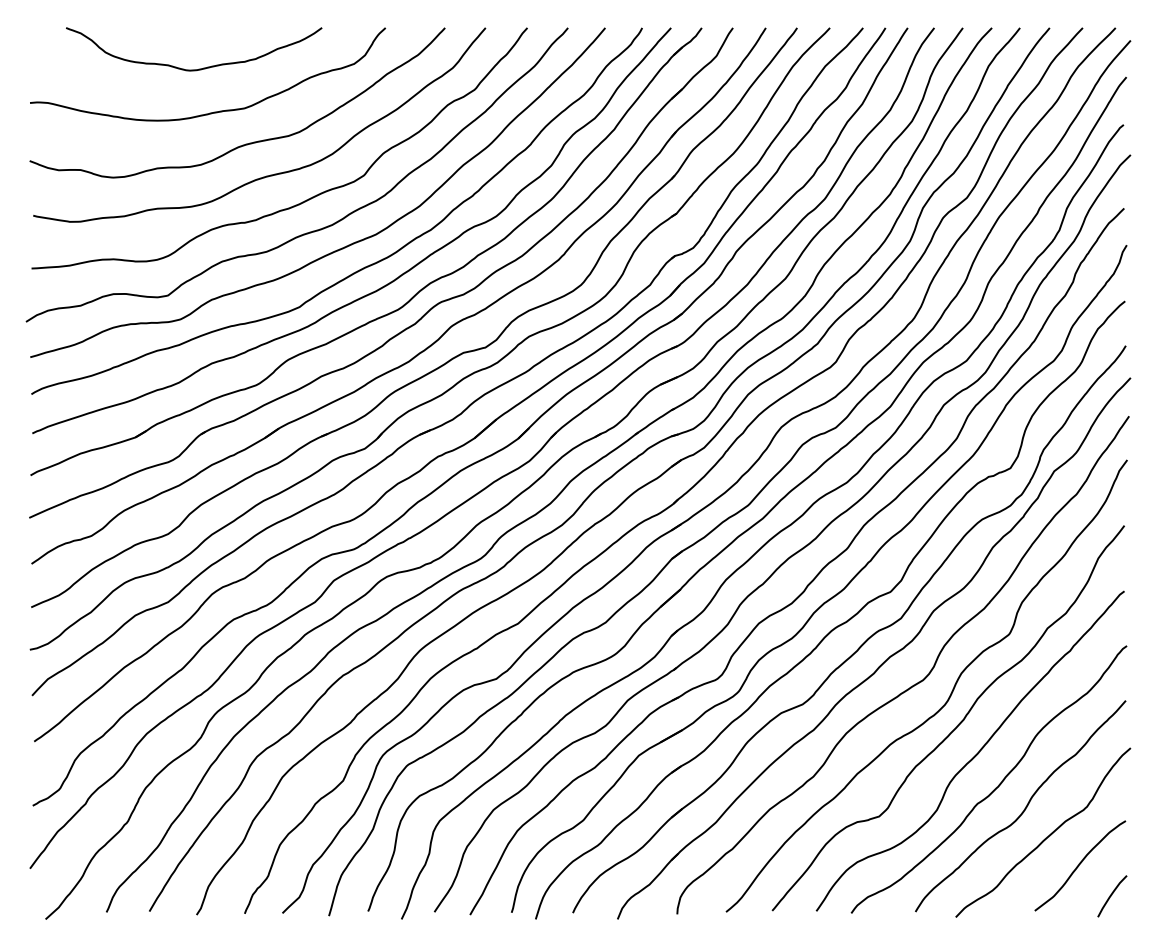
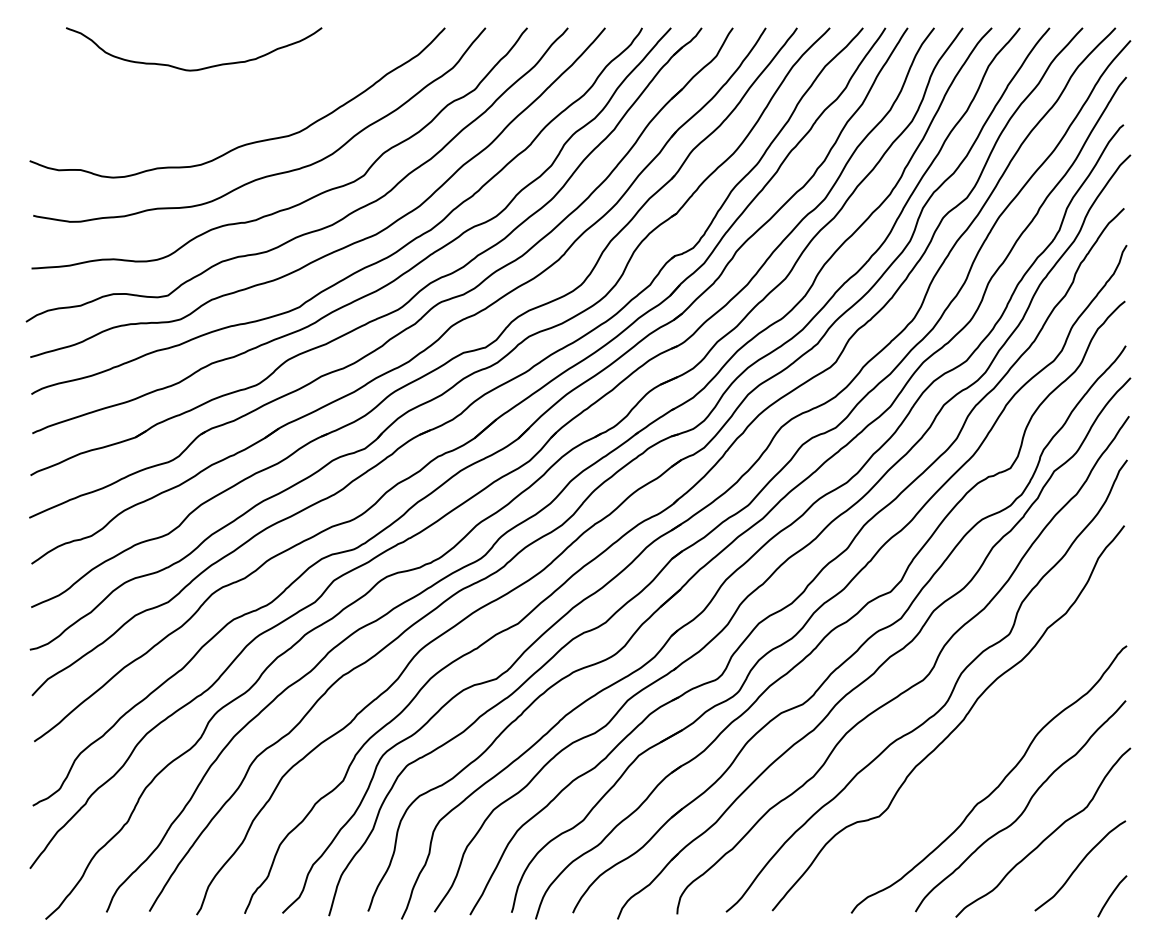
curve: present -> none (214, 111)
curve: present -> none (974, 755)
